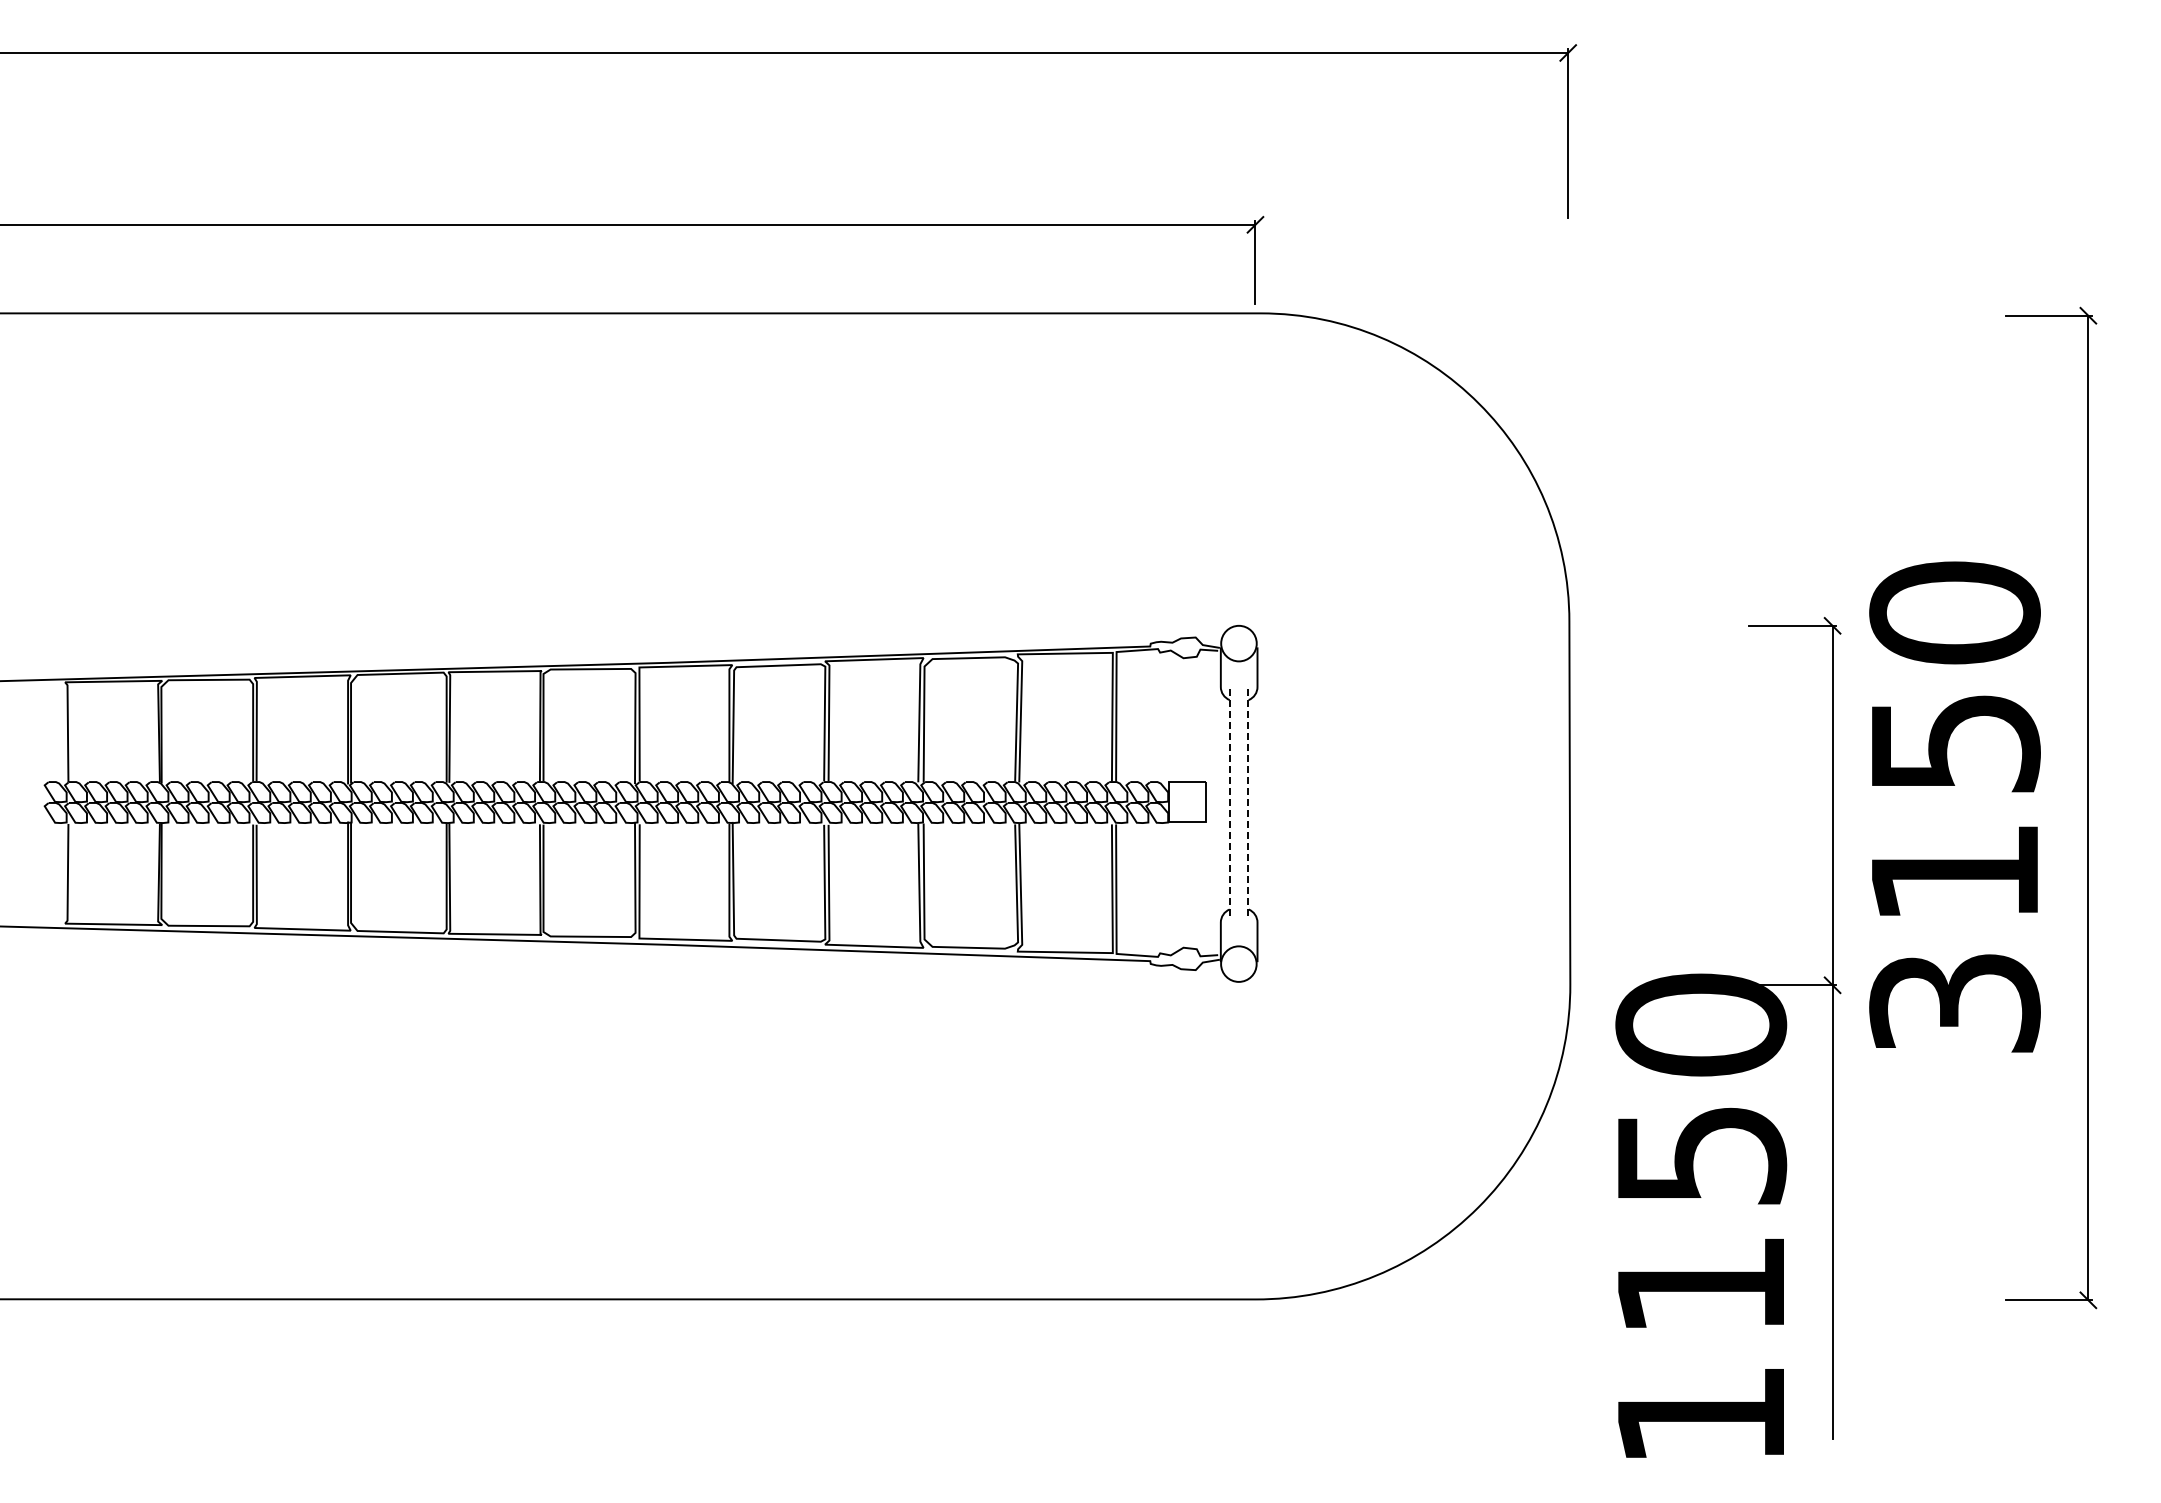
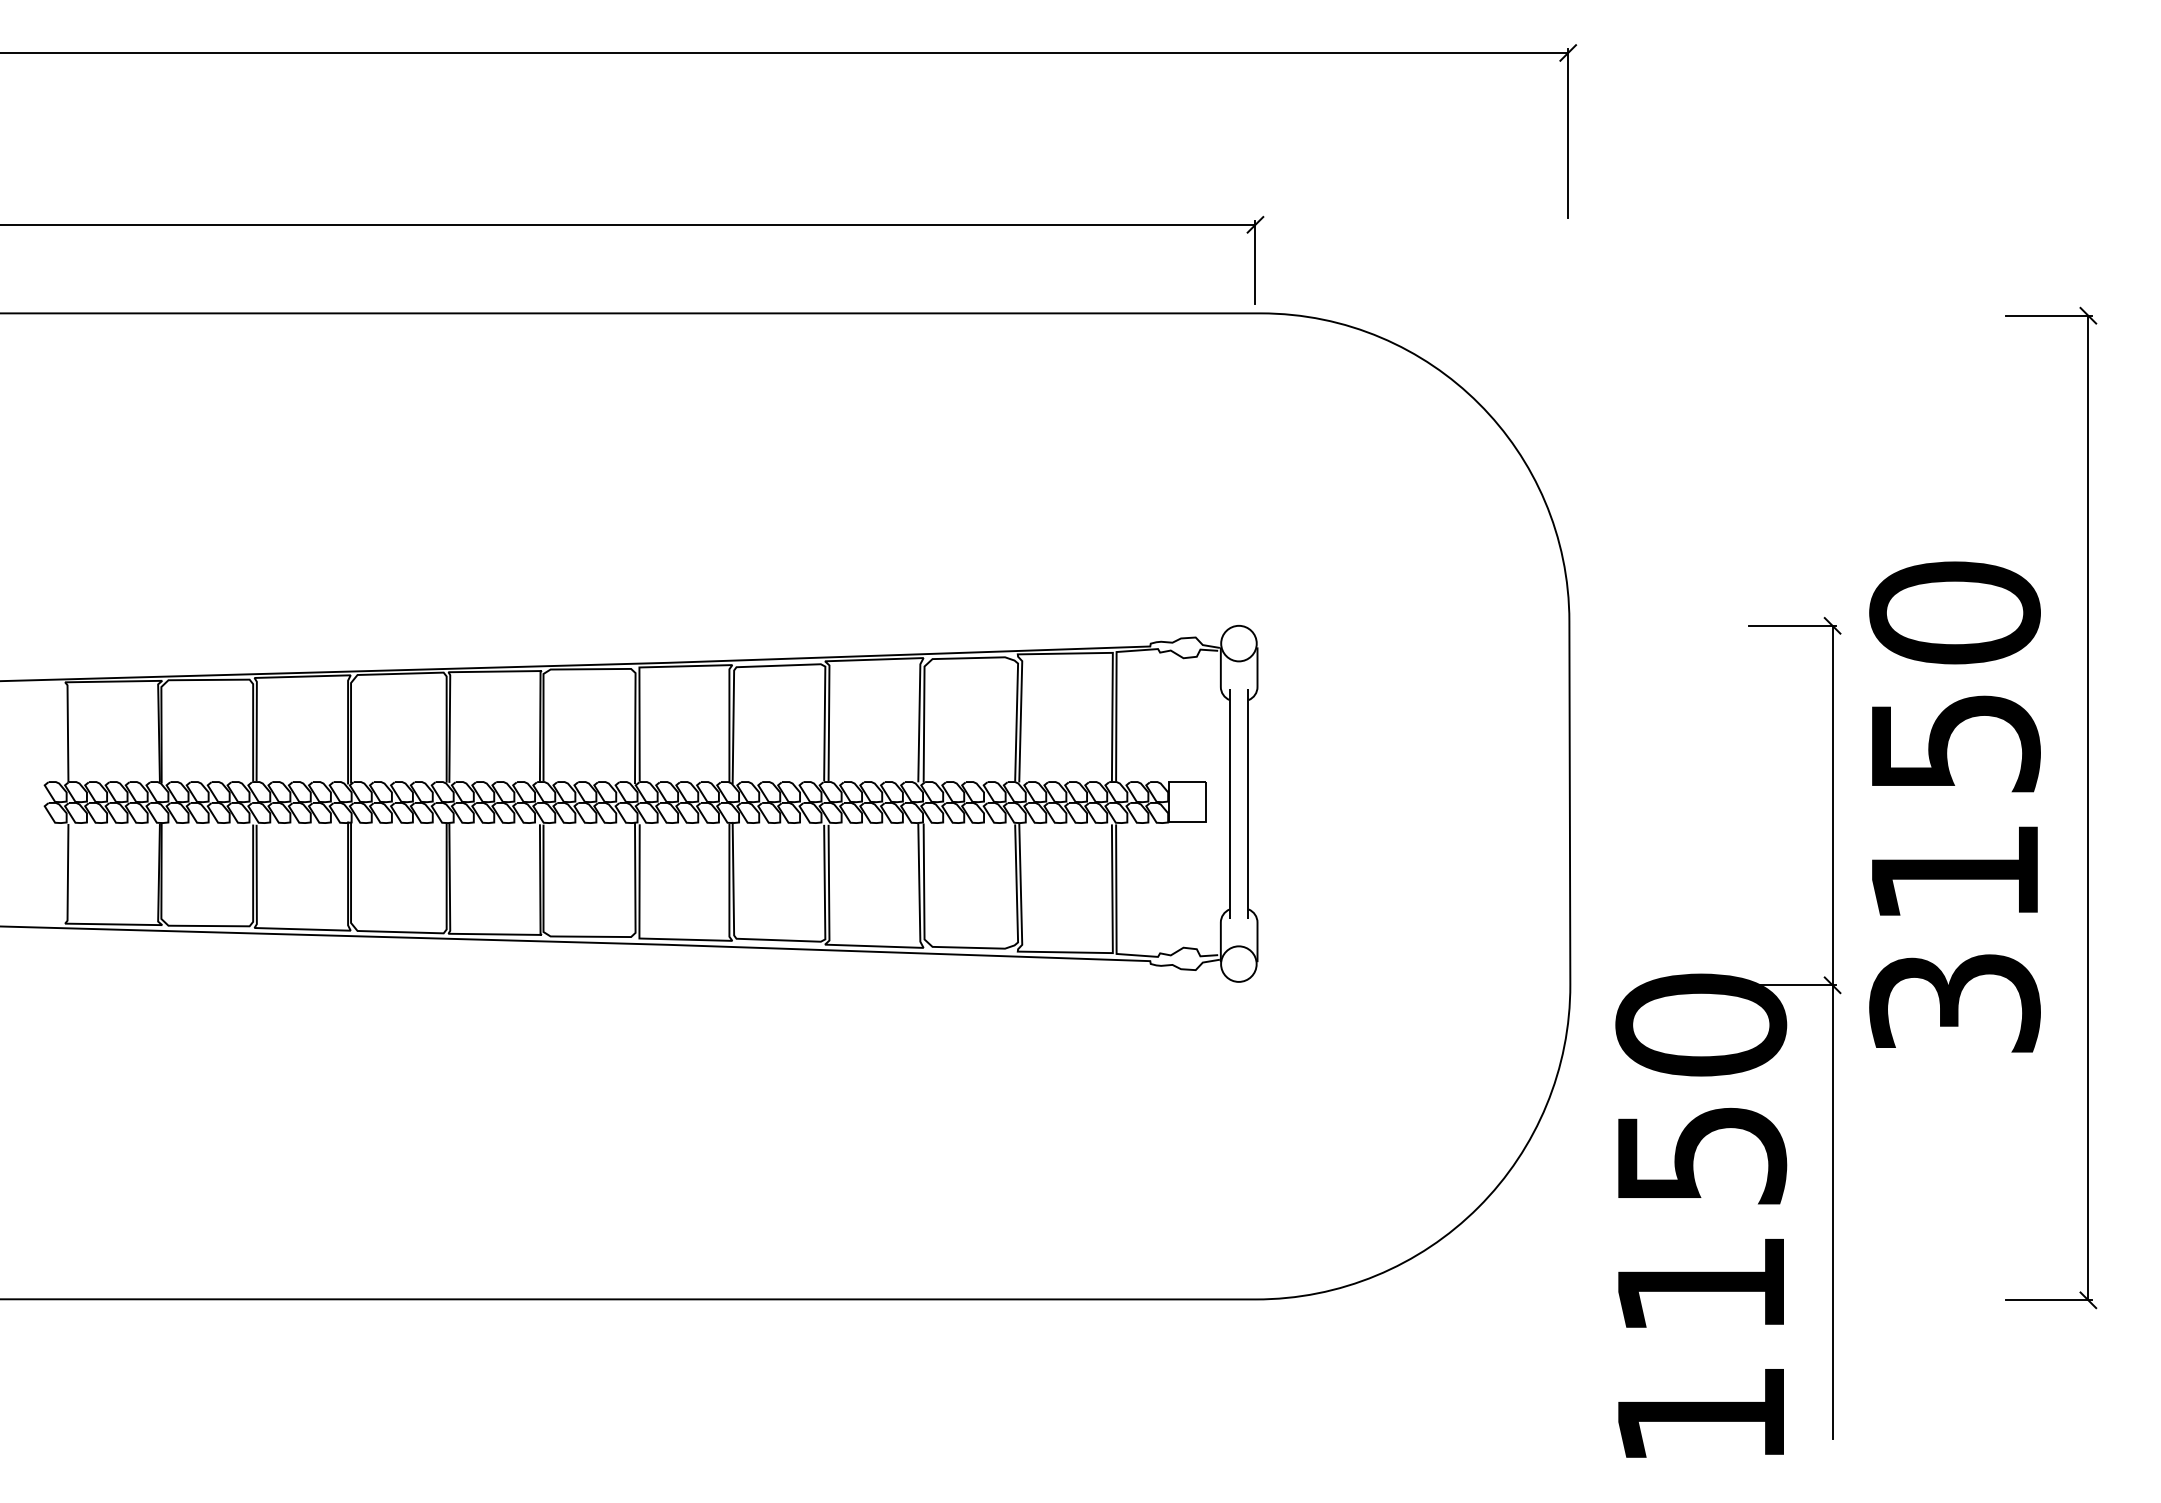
line: dashed -> solid (1230, 804)
line: dashed -> solid (1248, 804)
